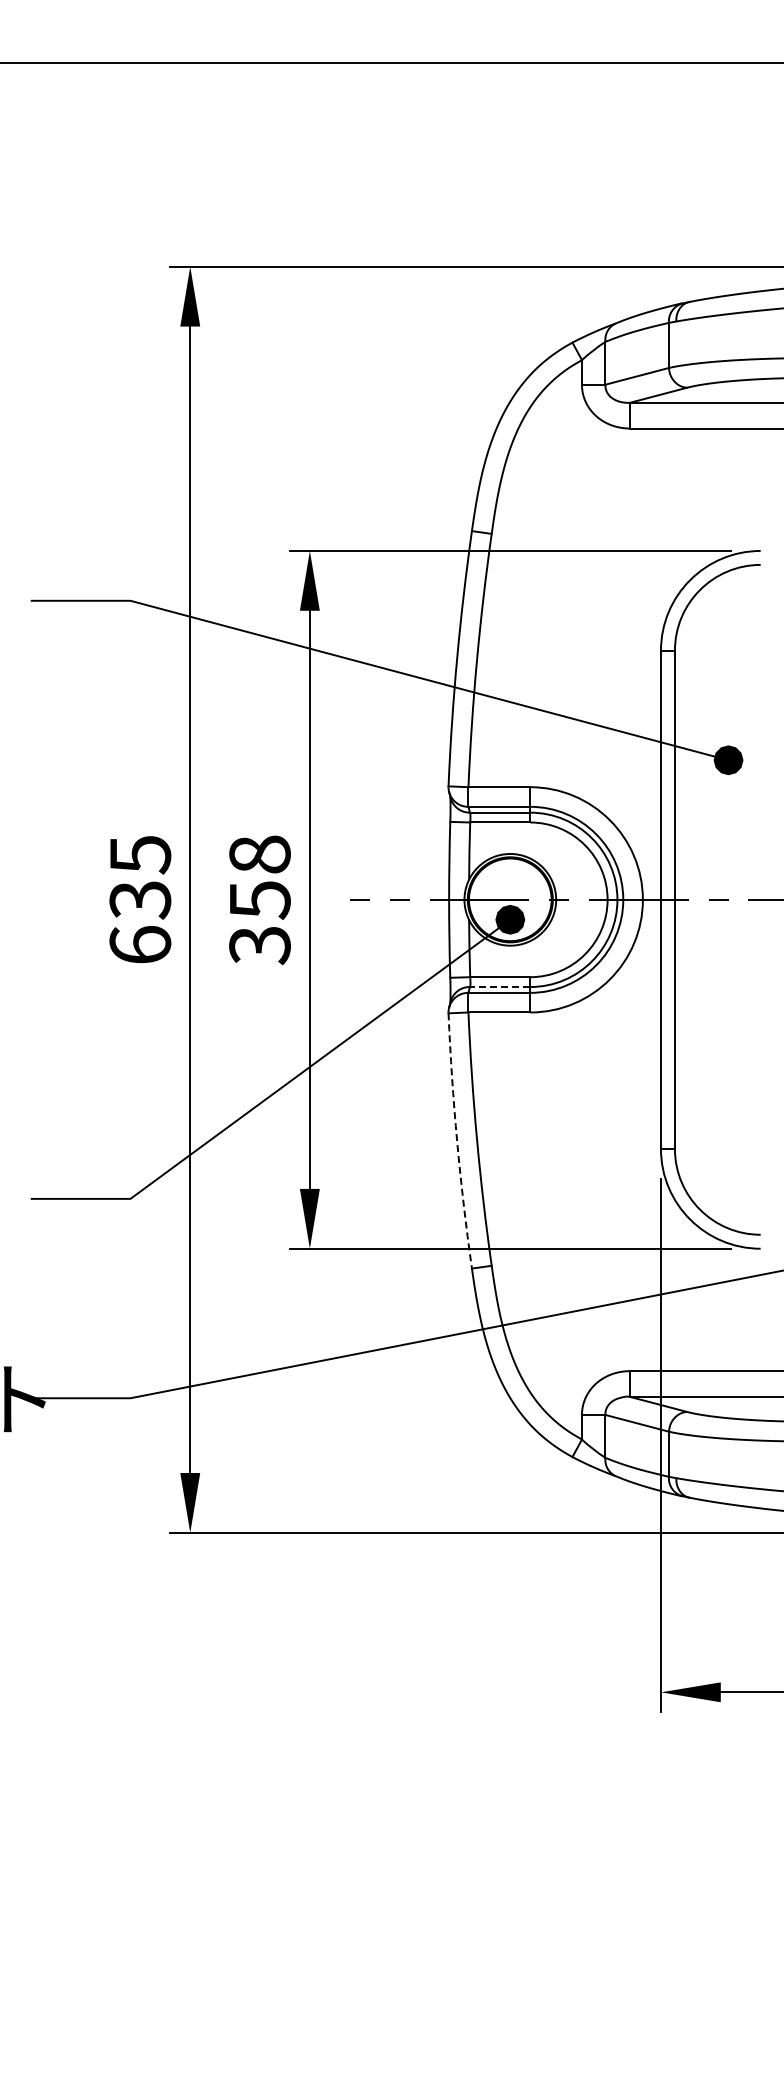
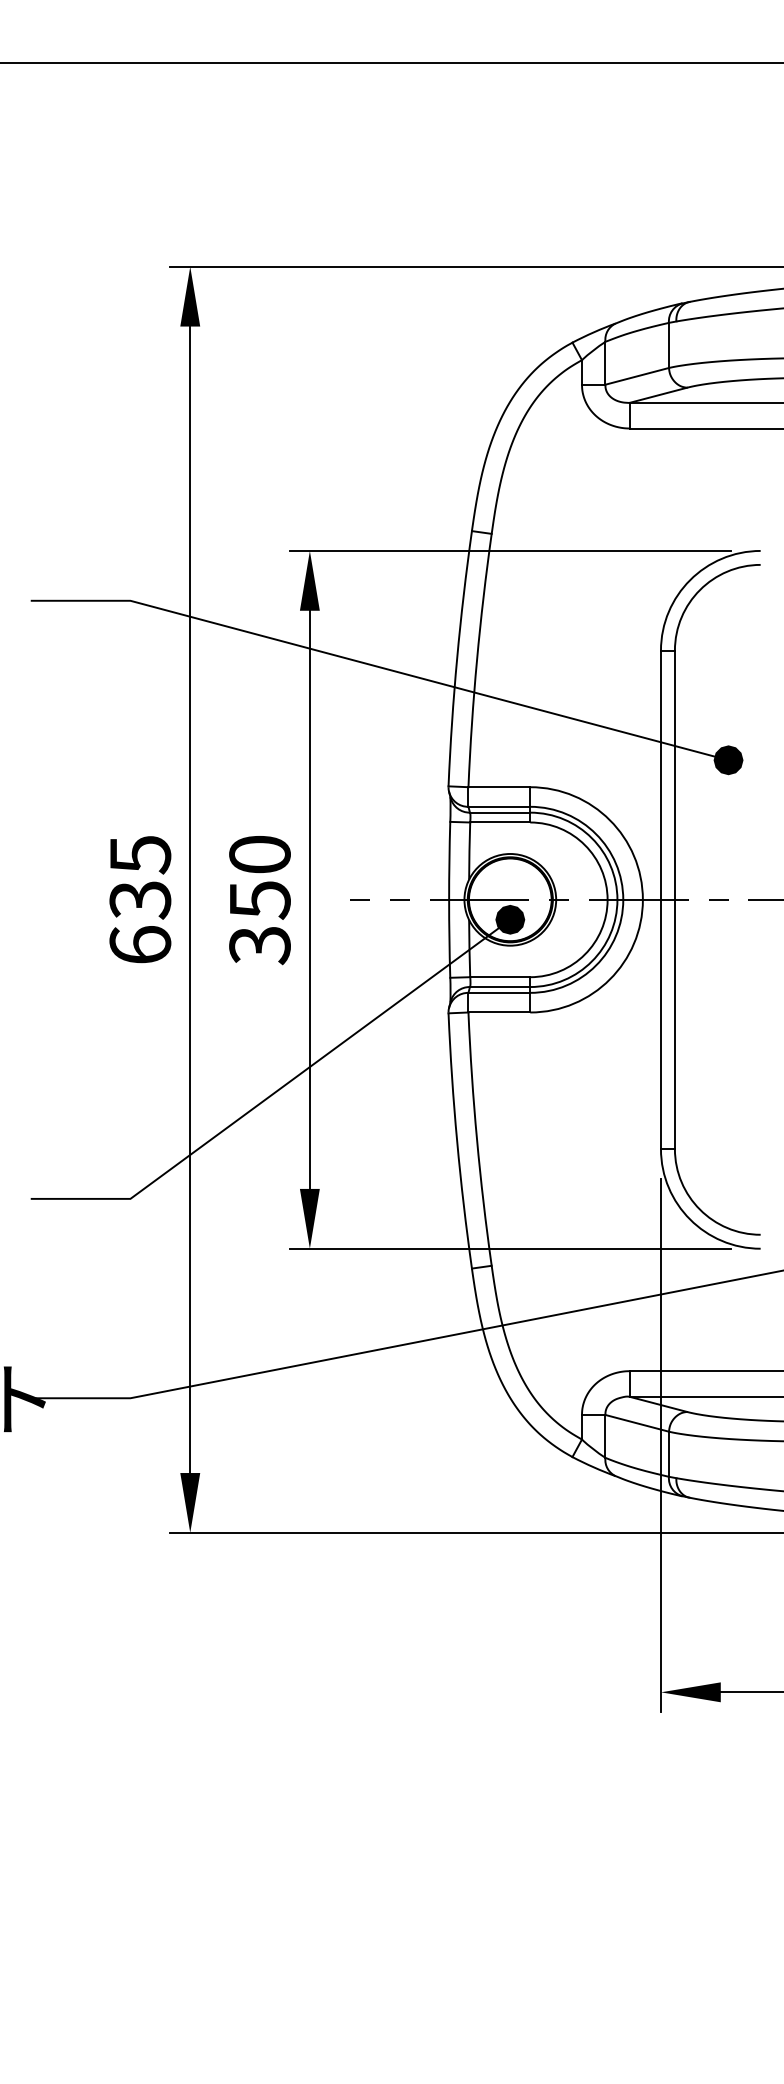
text: 358 -> 350 (259, 854)
line: dashed -> solid (499, 987)
arc: dashed -> solid (457, 1141)
